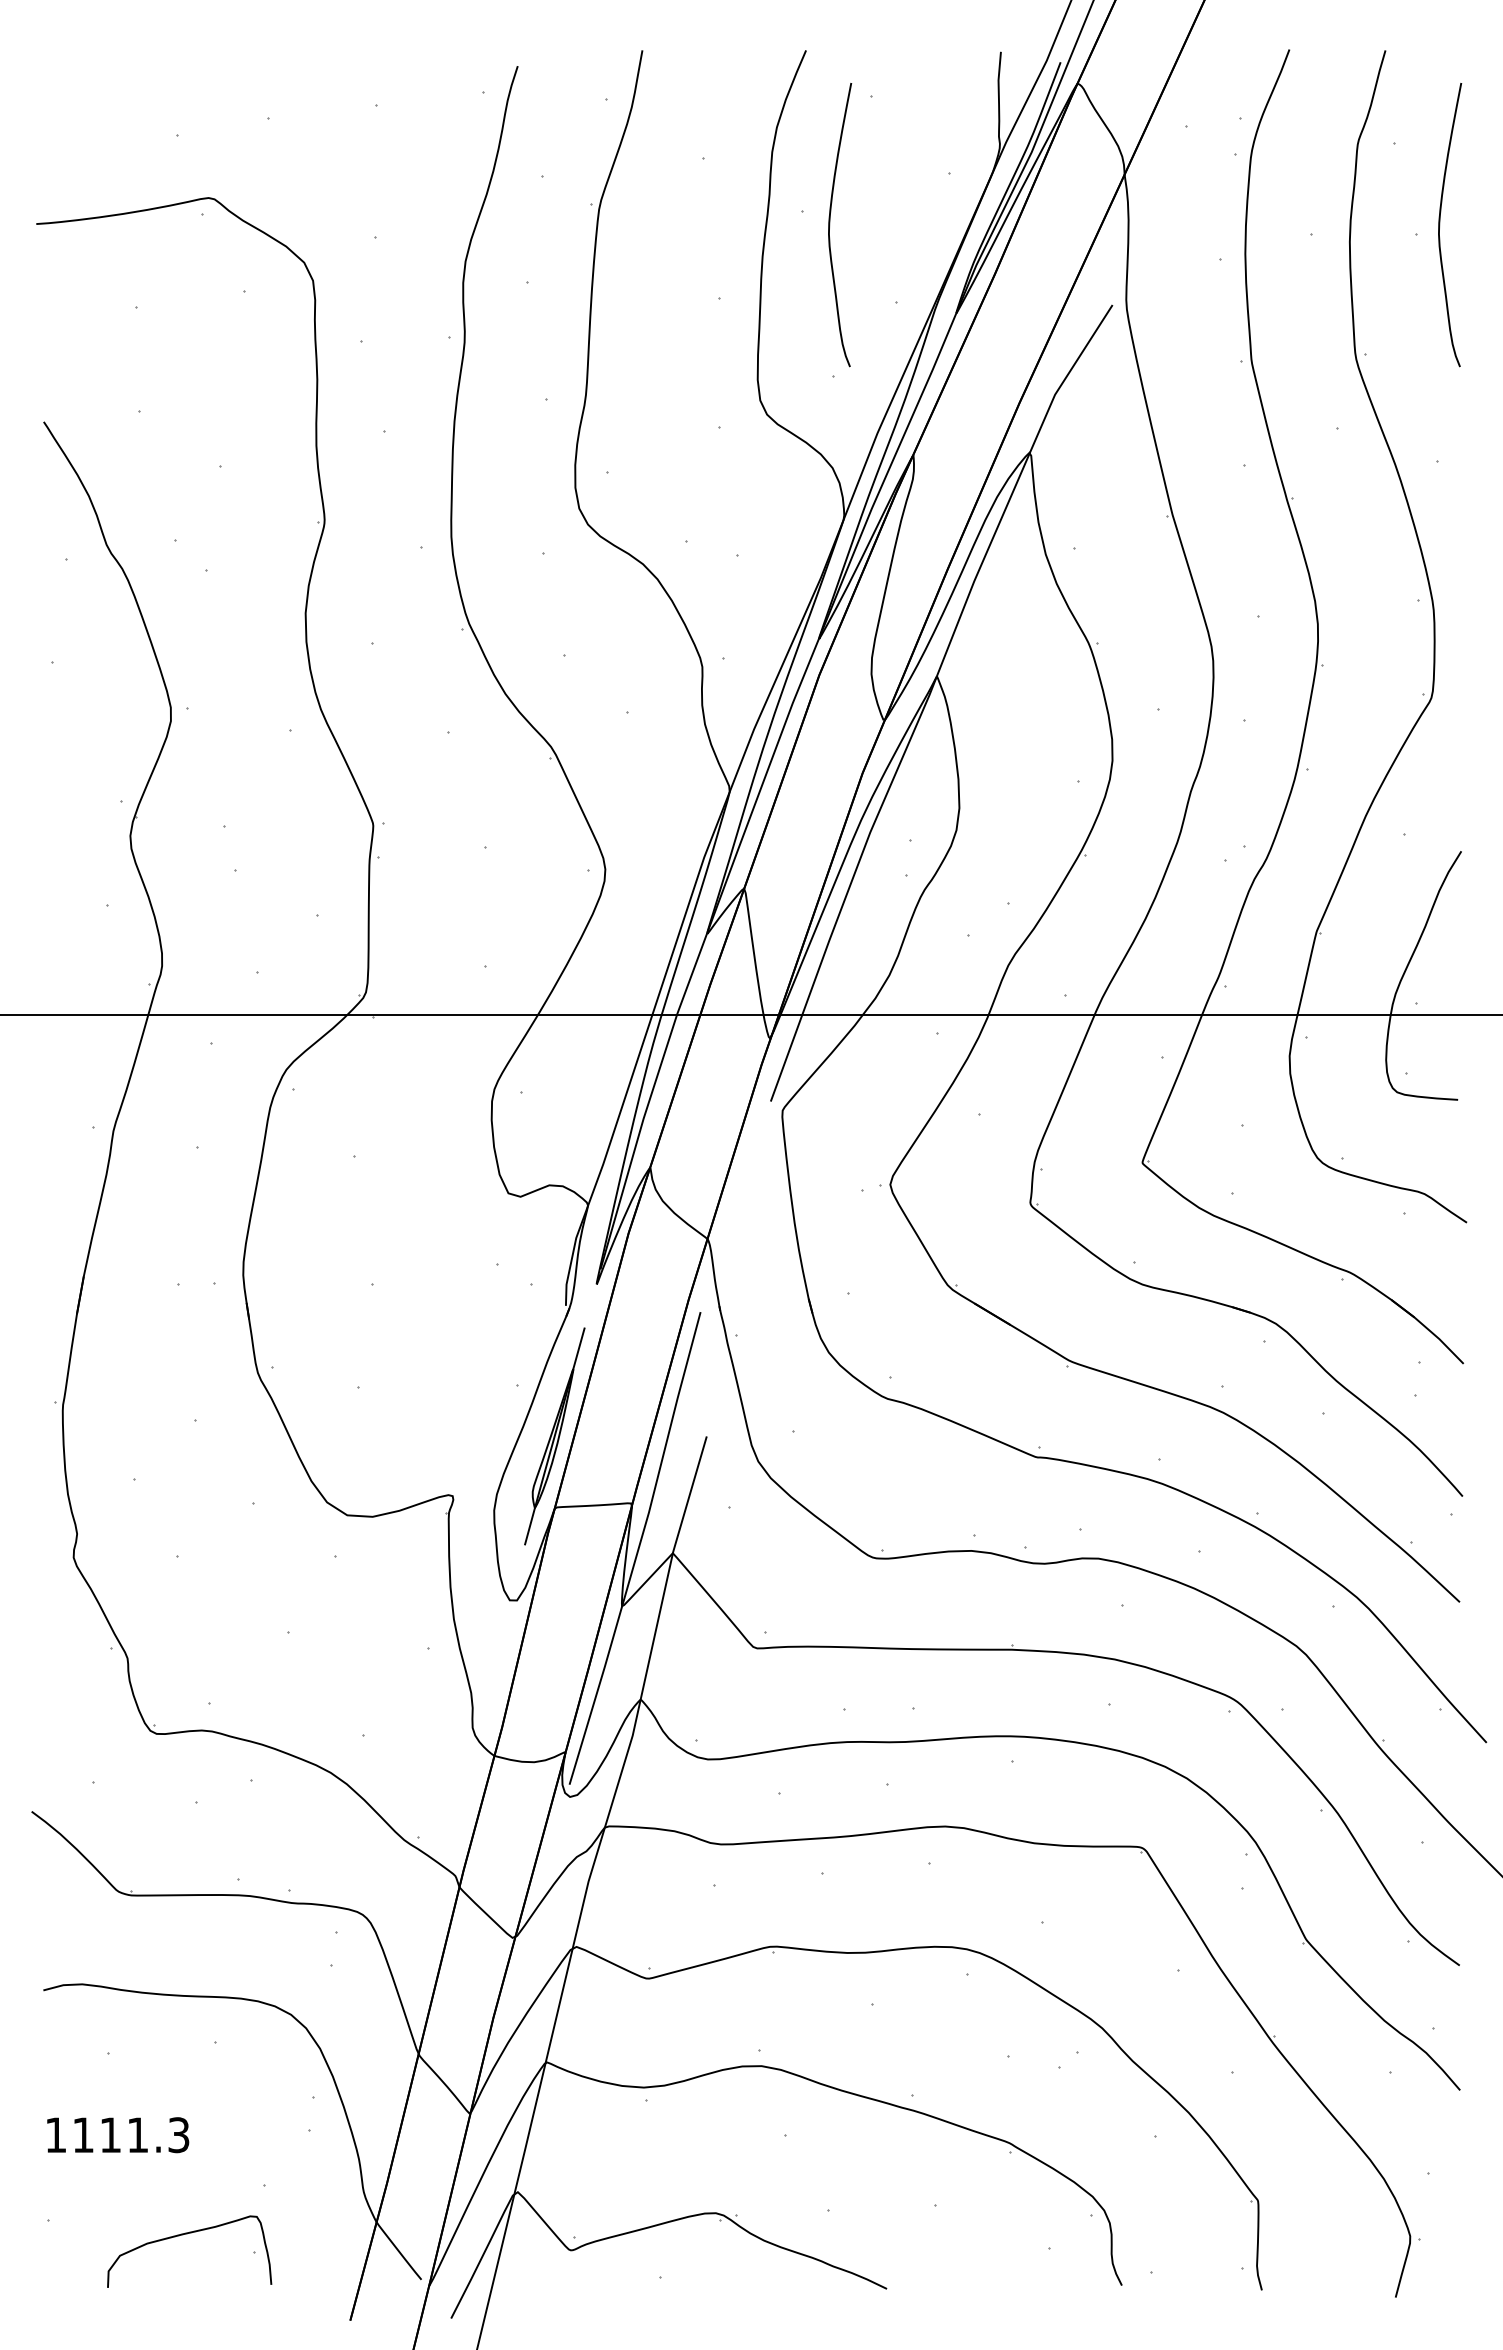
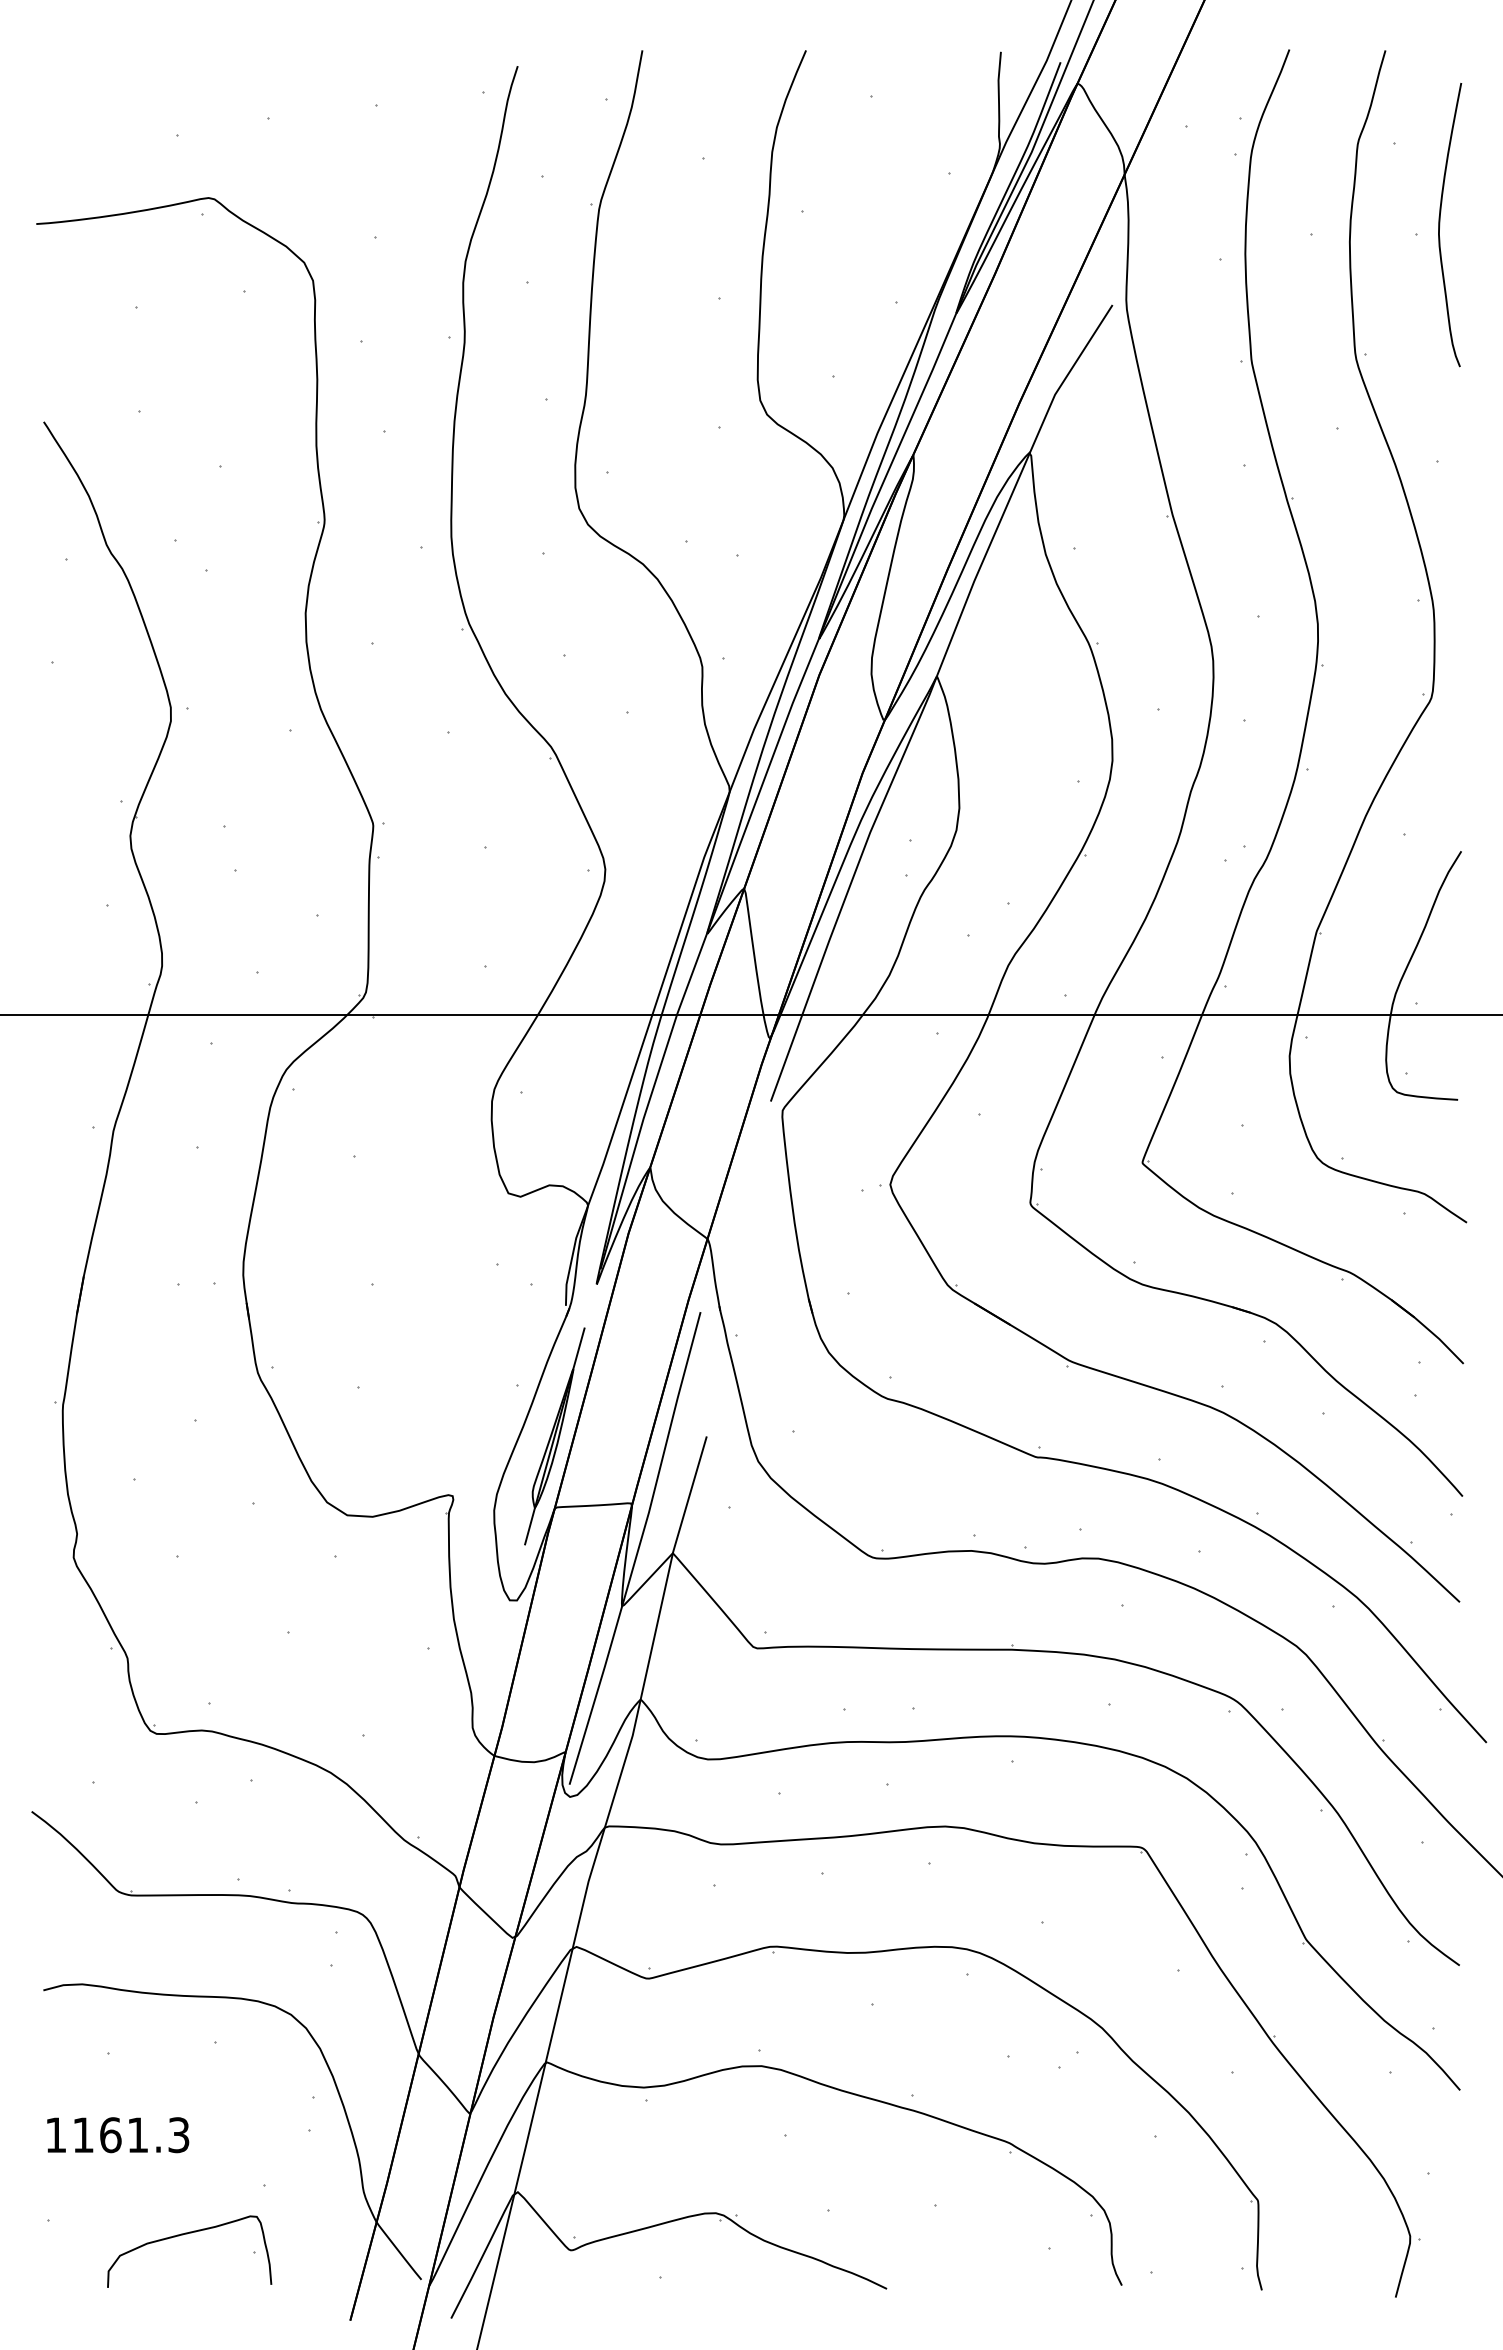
curve: present -> none (830, 225)
text: 1111.3 -> 1161.3 (110, 2135)
